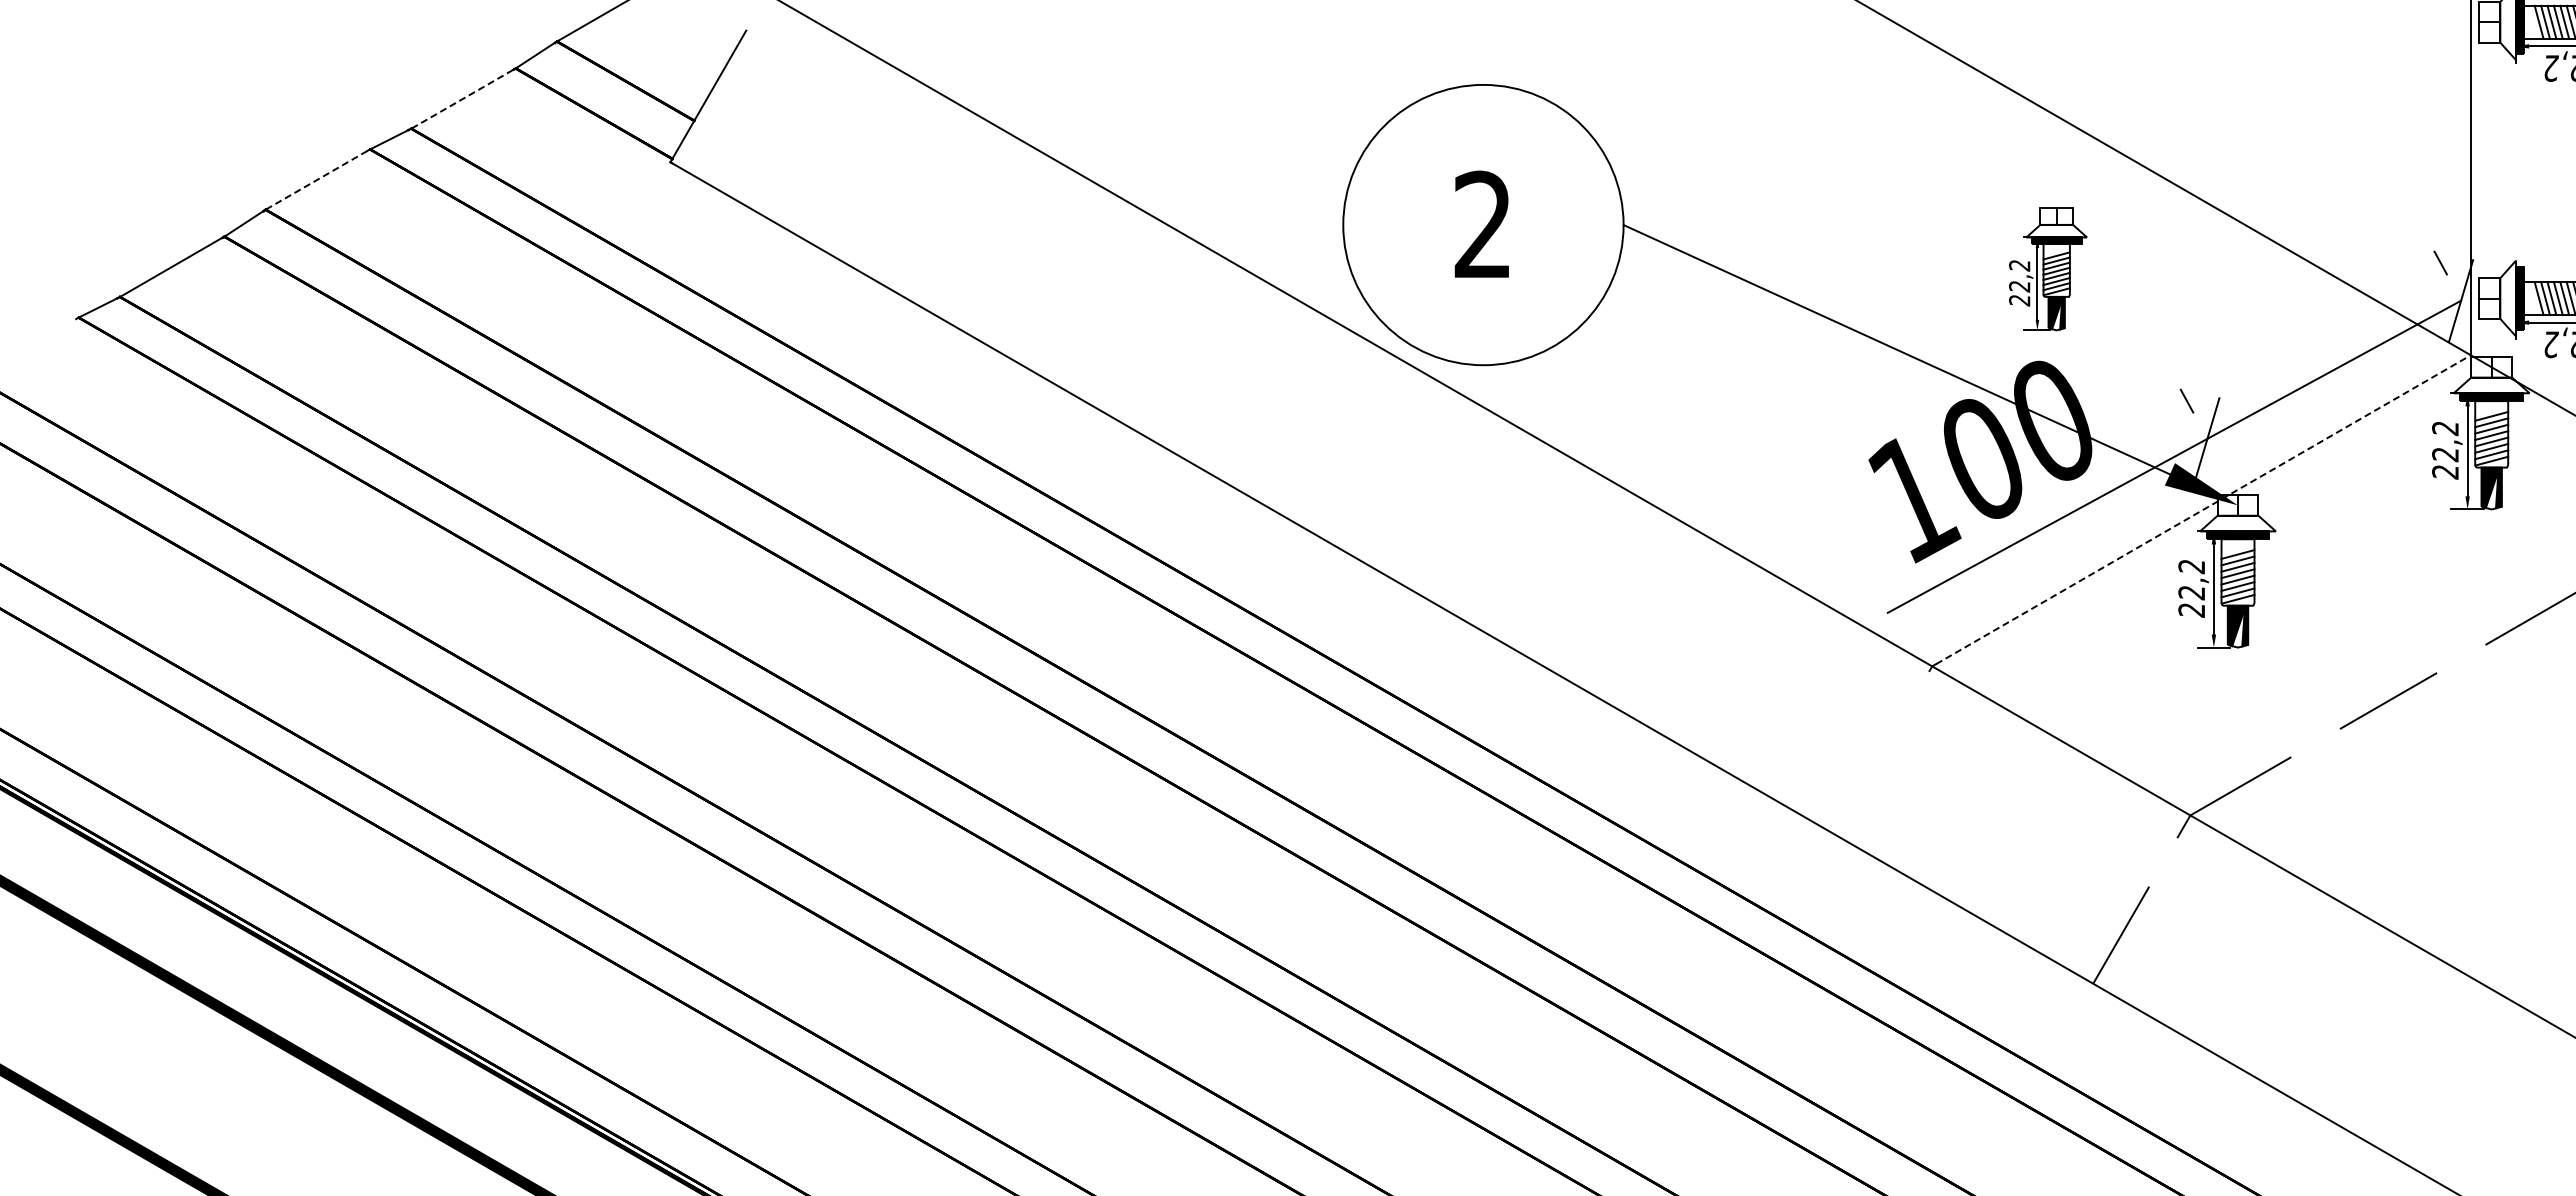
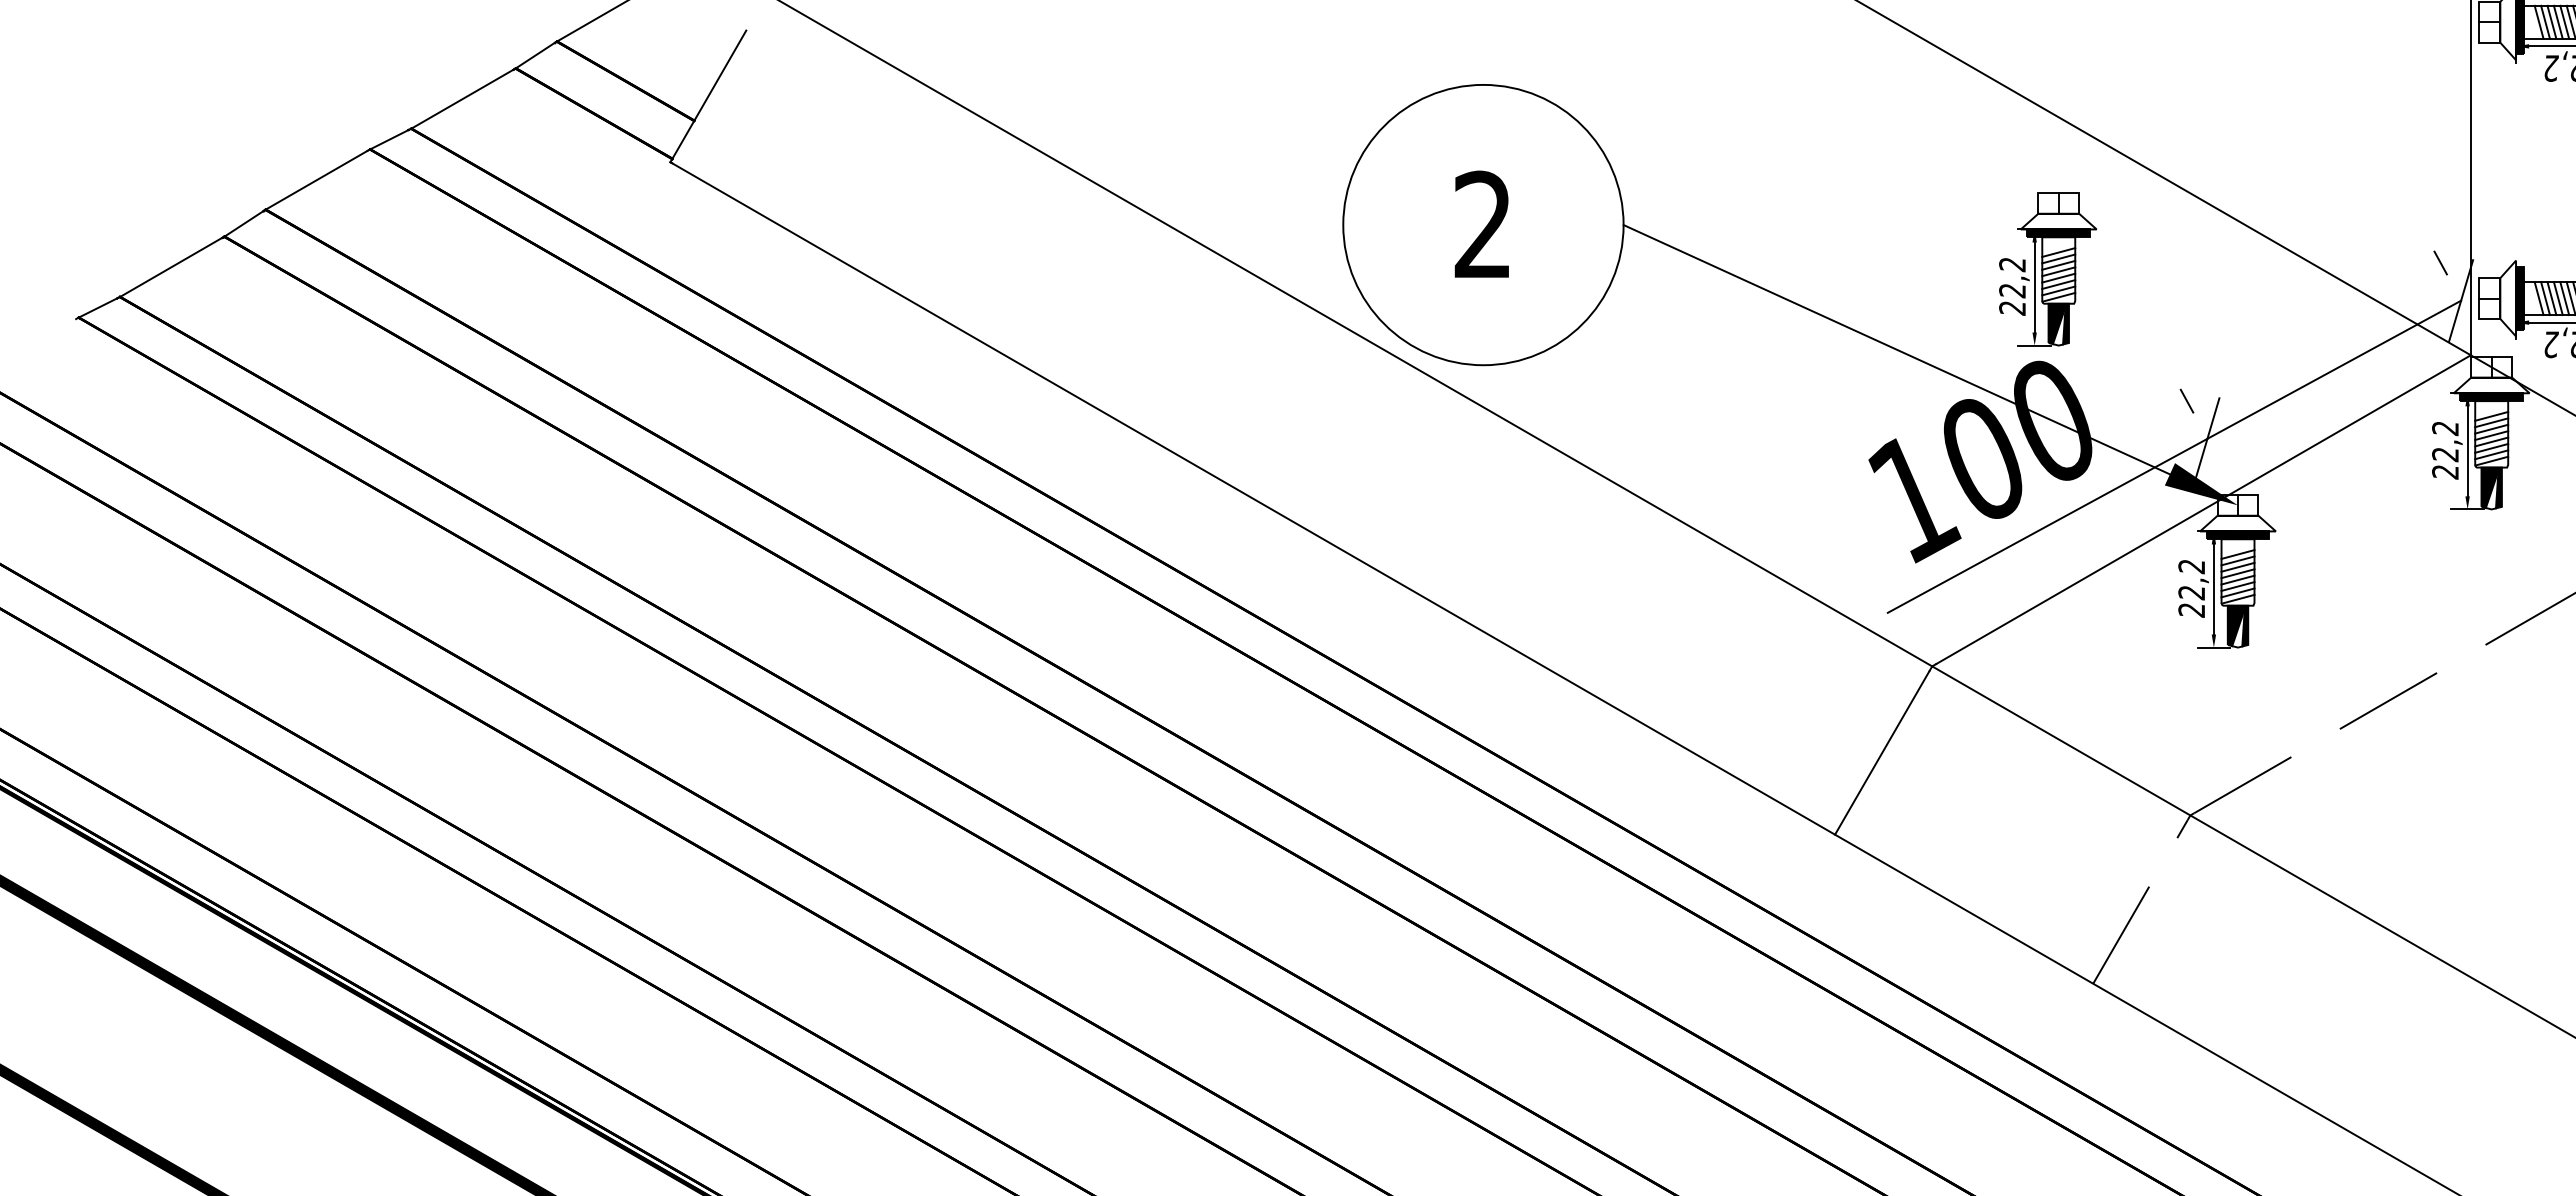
line: dashed -> solid (462, 99)
line: dashed -> solid (316, 180)
part size: 79x125 px -> 99x155 px (2048, 269)
line: dashed -> solid (2203, 509)
line: none -> present (1882, 752)
